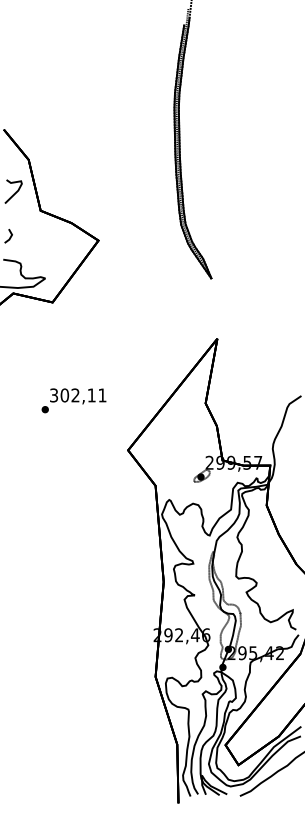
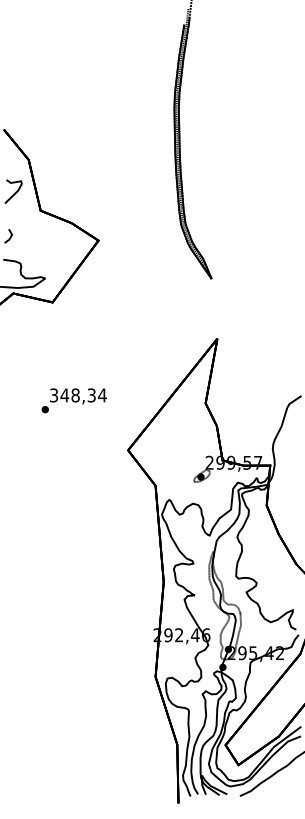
text: 302,11 -> 348,34 (83, 395)
